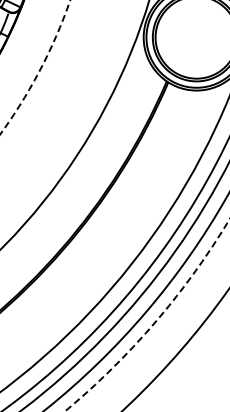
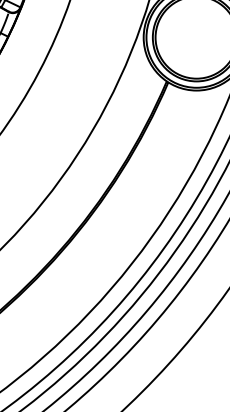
arc: dashed -> solid (40, 70)
arc: dashed -> solid (155, 322)
